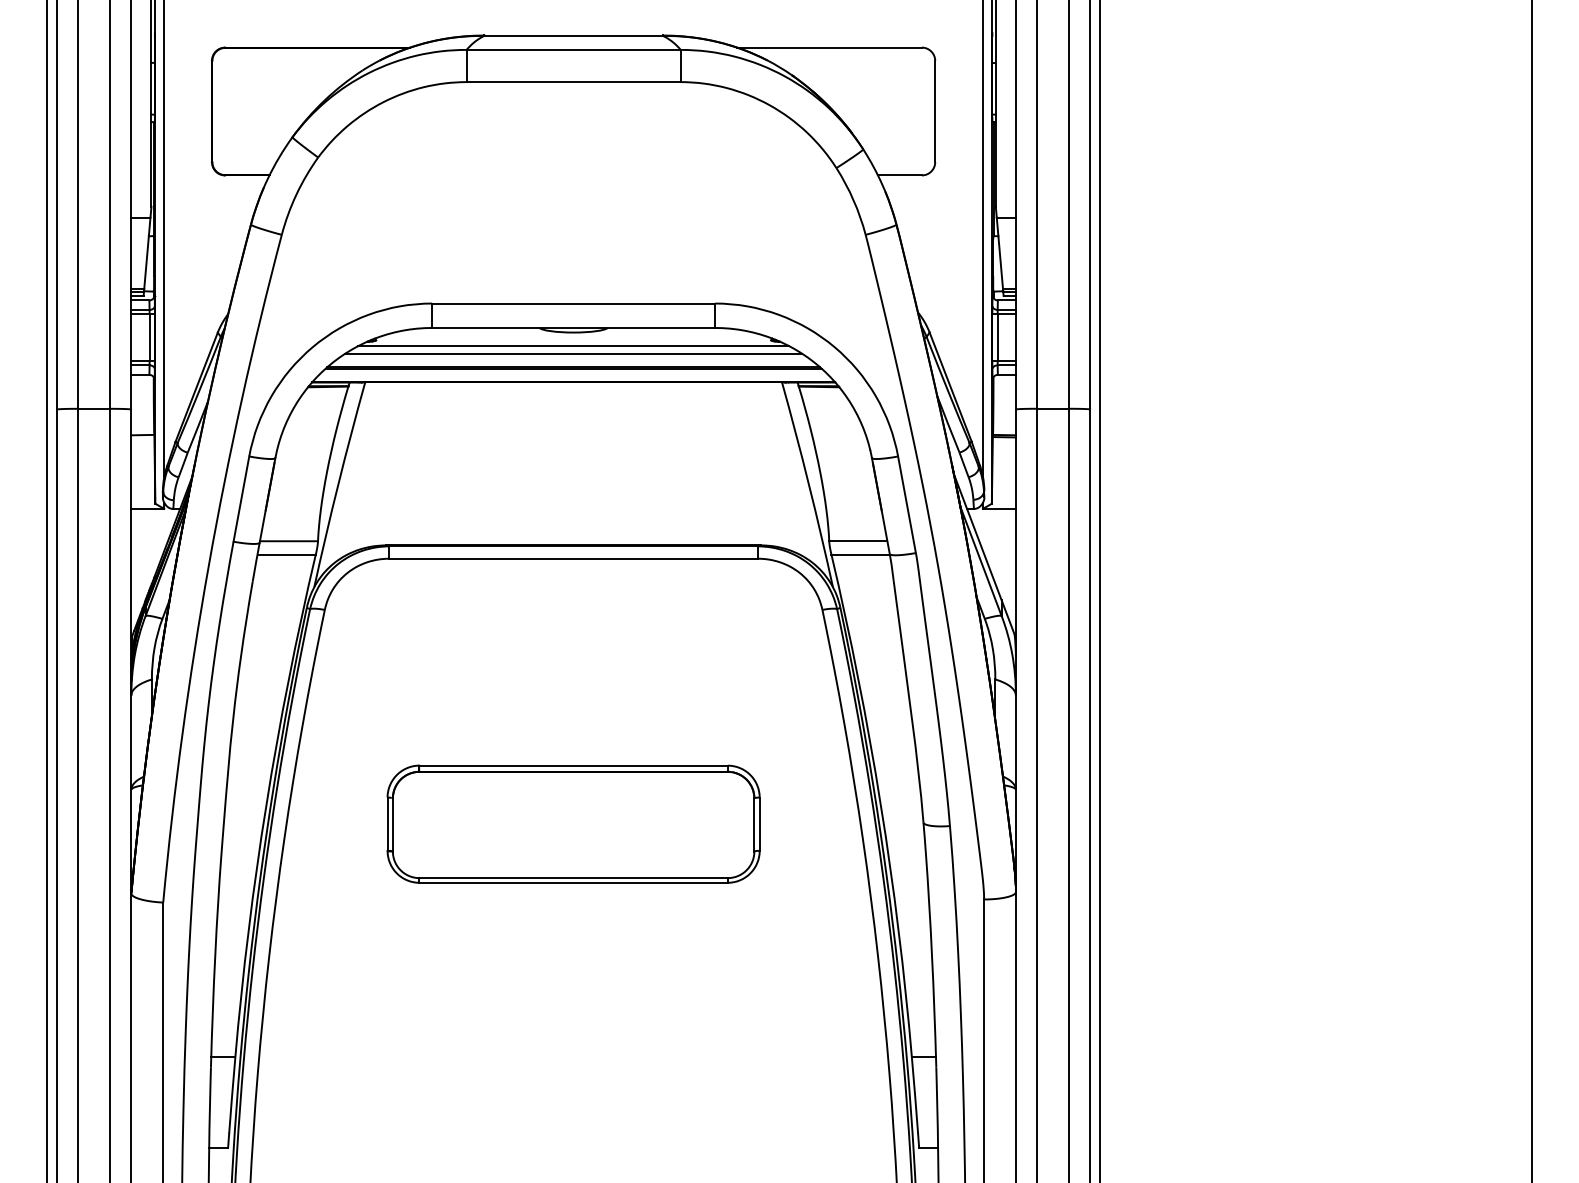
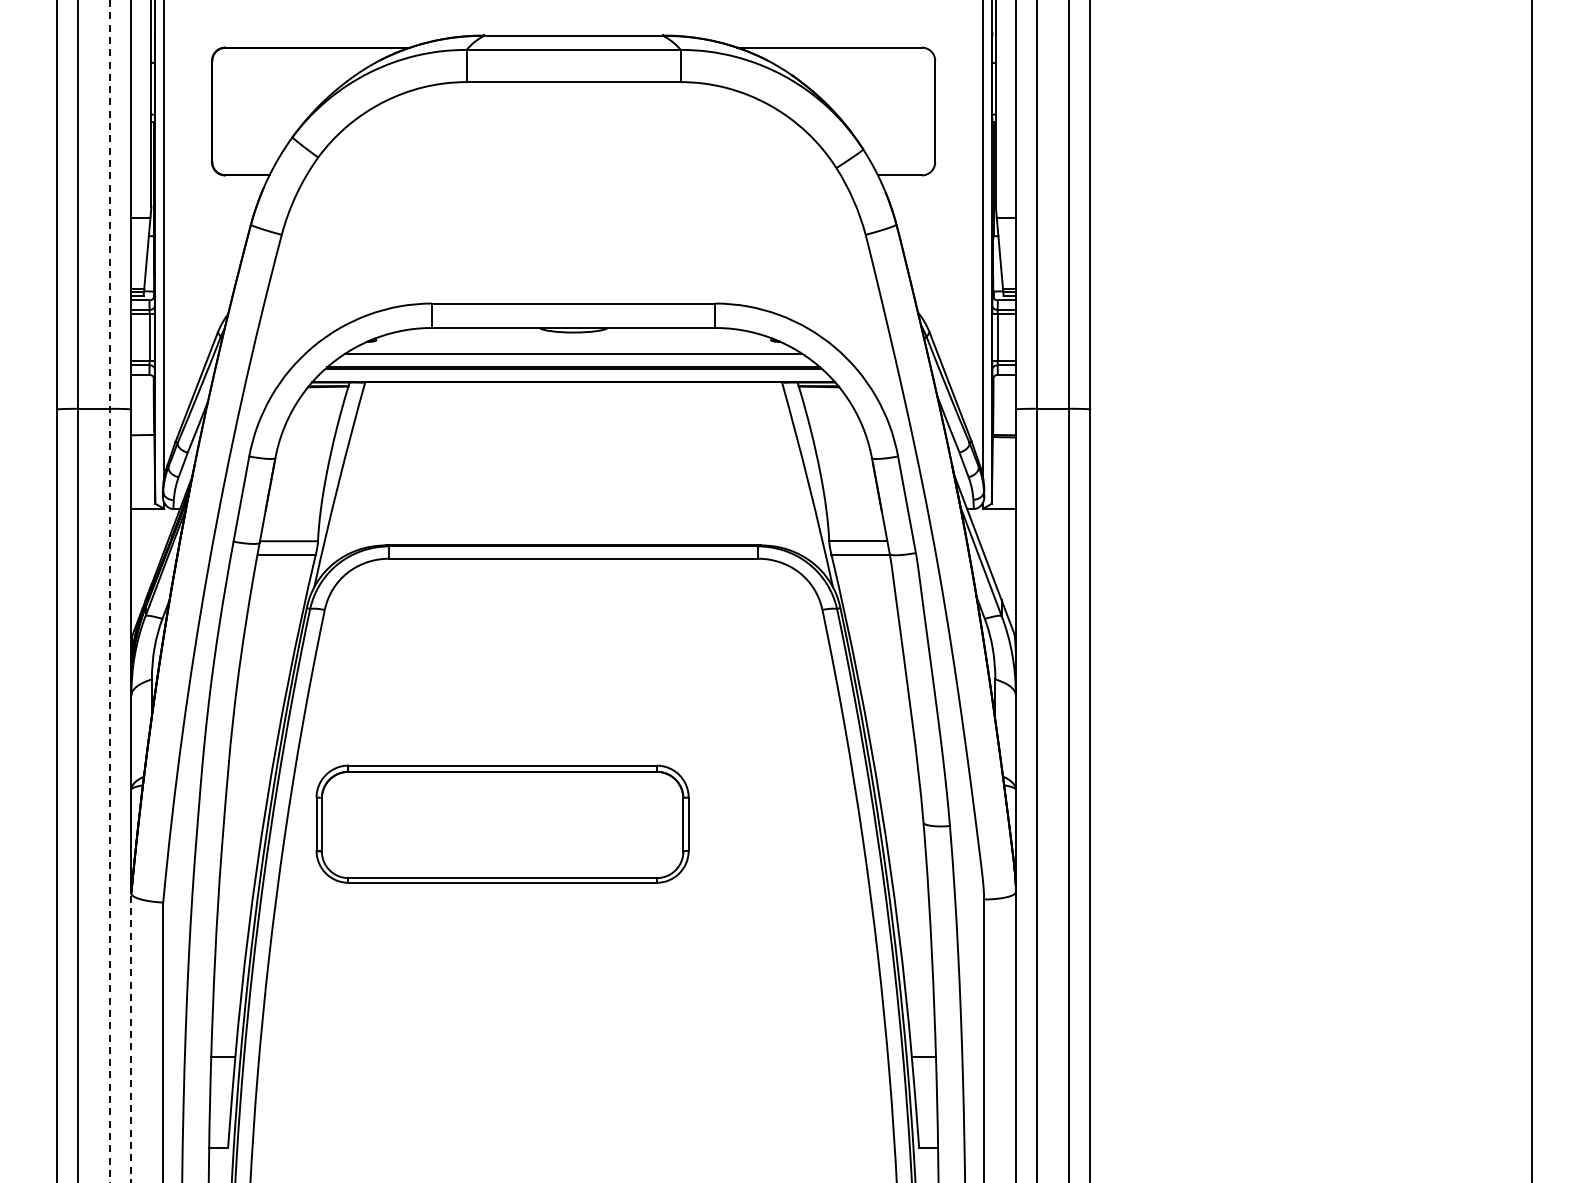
line: present -> none (573, 346)
line: present -> none (47, 590)
line: present -> none (1099, 590)
line: solid -> dashed (110, 591)
part position: (573, 823) -> (502, 823) (502, 823)
line: solid -> dashed (131, 1037)
